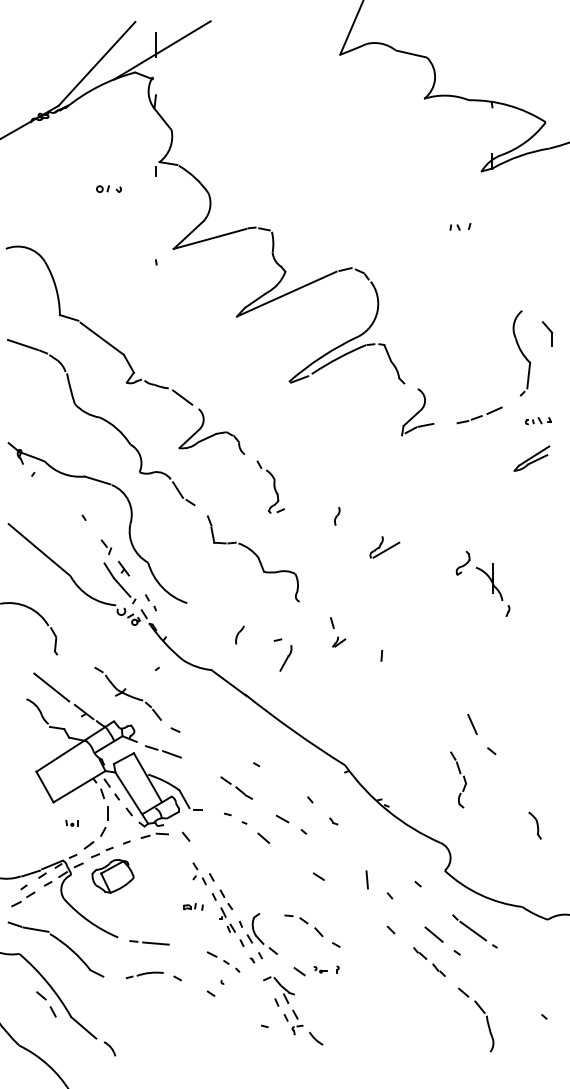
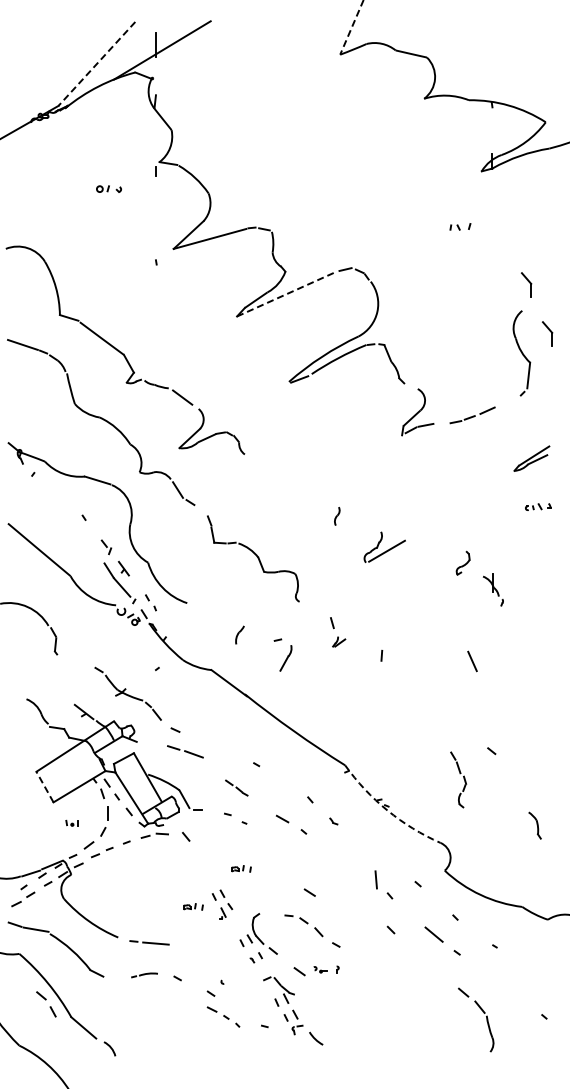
line: solid -> dashed (351, 28)
line: solid -> dashed (96, 63)
part: none -> present (526, 284)
line: solid -> dashed (286, 294)
part position: (479, 415) -> (472, 415) (472, 415)
part position: (538, 420) -> (538, 506) (538, 506)
part: present -> none (270, 486)
part size: 32x23 px -> 43x32 px (384, 546)
part size: 35x54 px -> 21x34 px (493, 589)
line: present -> none (51, 687)
line position: (472, 724) -> (472, 661) (472, 661)
line position: (163, 751) -> (185, 751) (185, 751)
line: solid -> dashed (45, 787)
part size: 34x24 px -> 24x18 px (236, 787)
arc: solid -> dashed (387, 810)
line: present -> none (263, 837)
part: none -> present (241, 868)
part: present -> none (203, 873)
part: present -> none (112, 876)
line position: (318, 876) -> (309, 892) (309, 892)
line position: (366, 879) -> (375, 879) (375, 879)
part: present -> none (234, 926)
line: present -> none (473, 930)
part position: (223, 961) -> (223, 1016) (223, 1016)
part: present -> none (429, 961)
part size: 39x9 px -> 27x7 px (144, 975)
